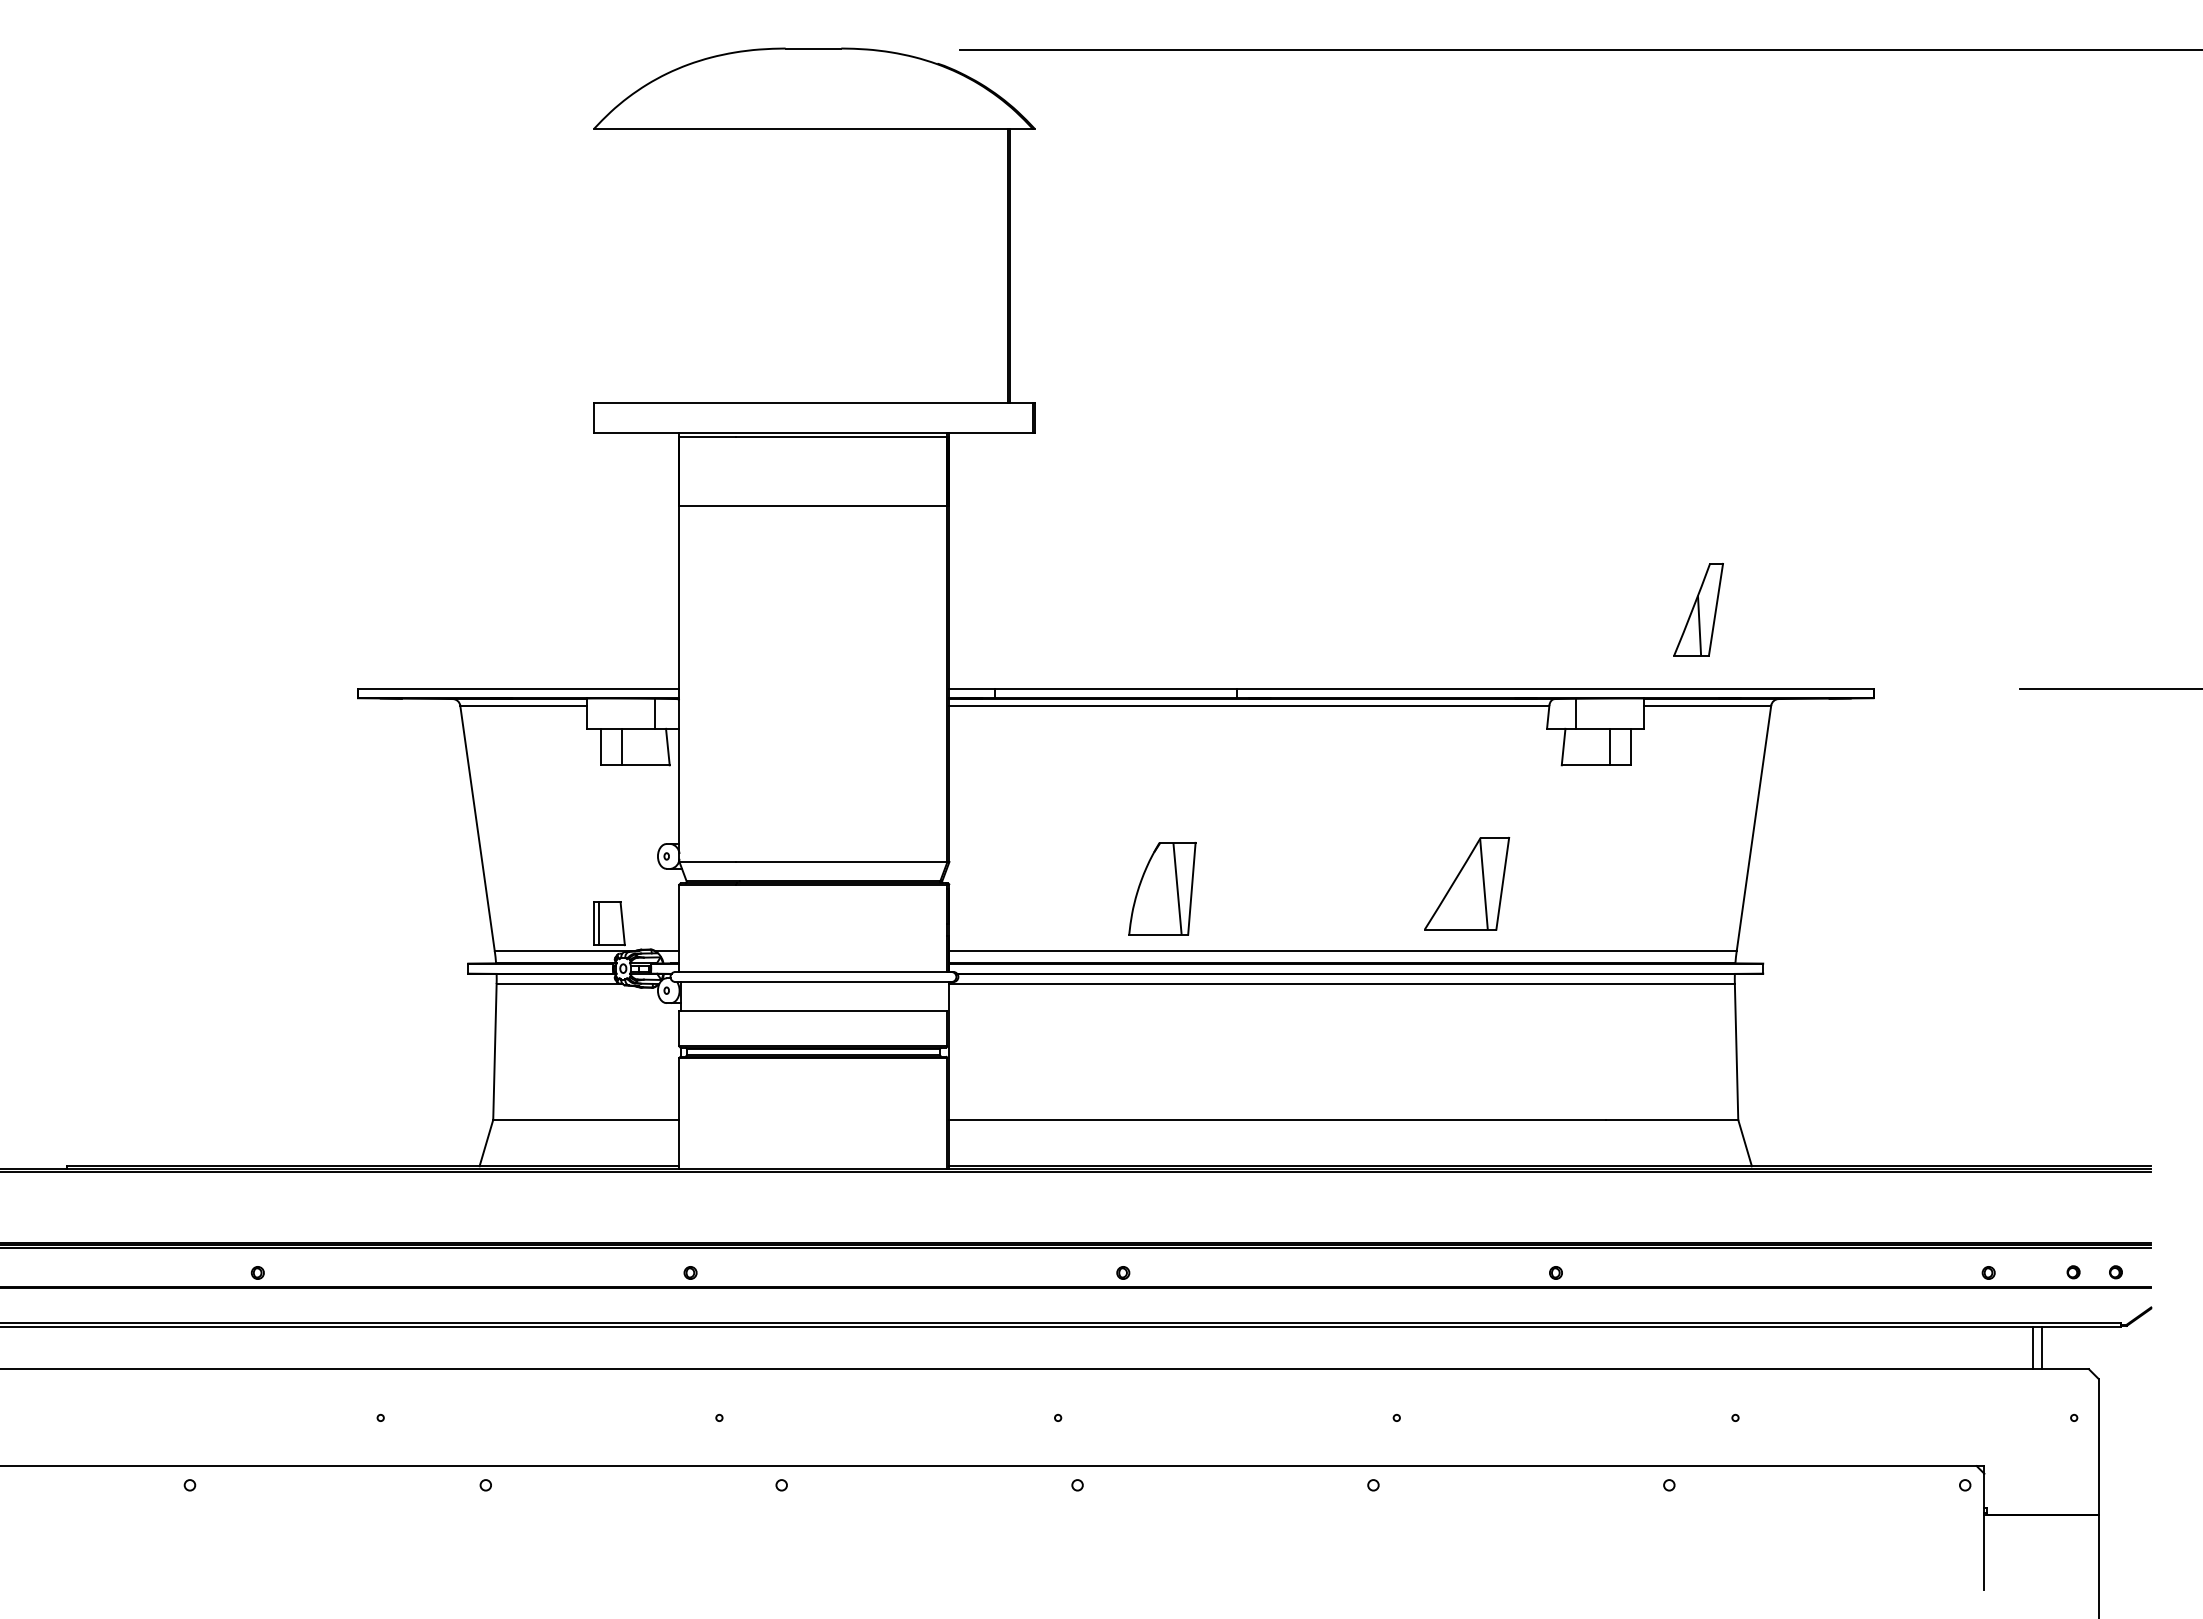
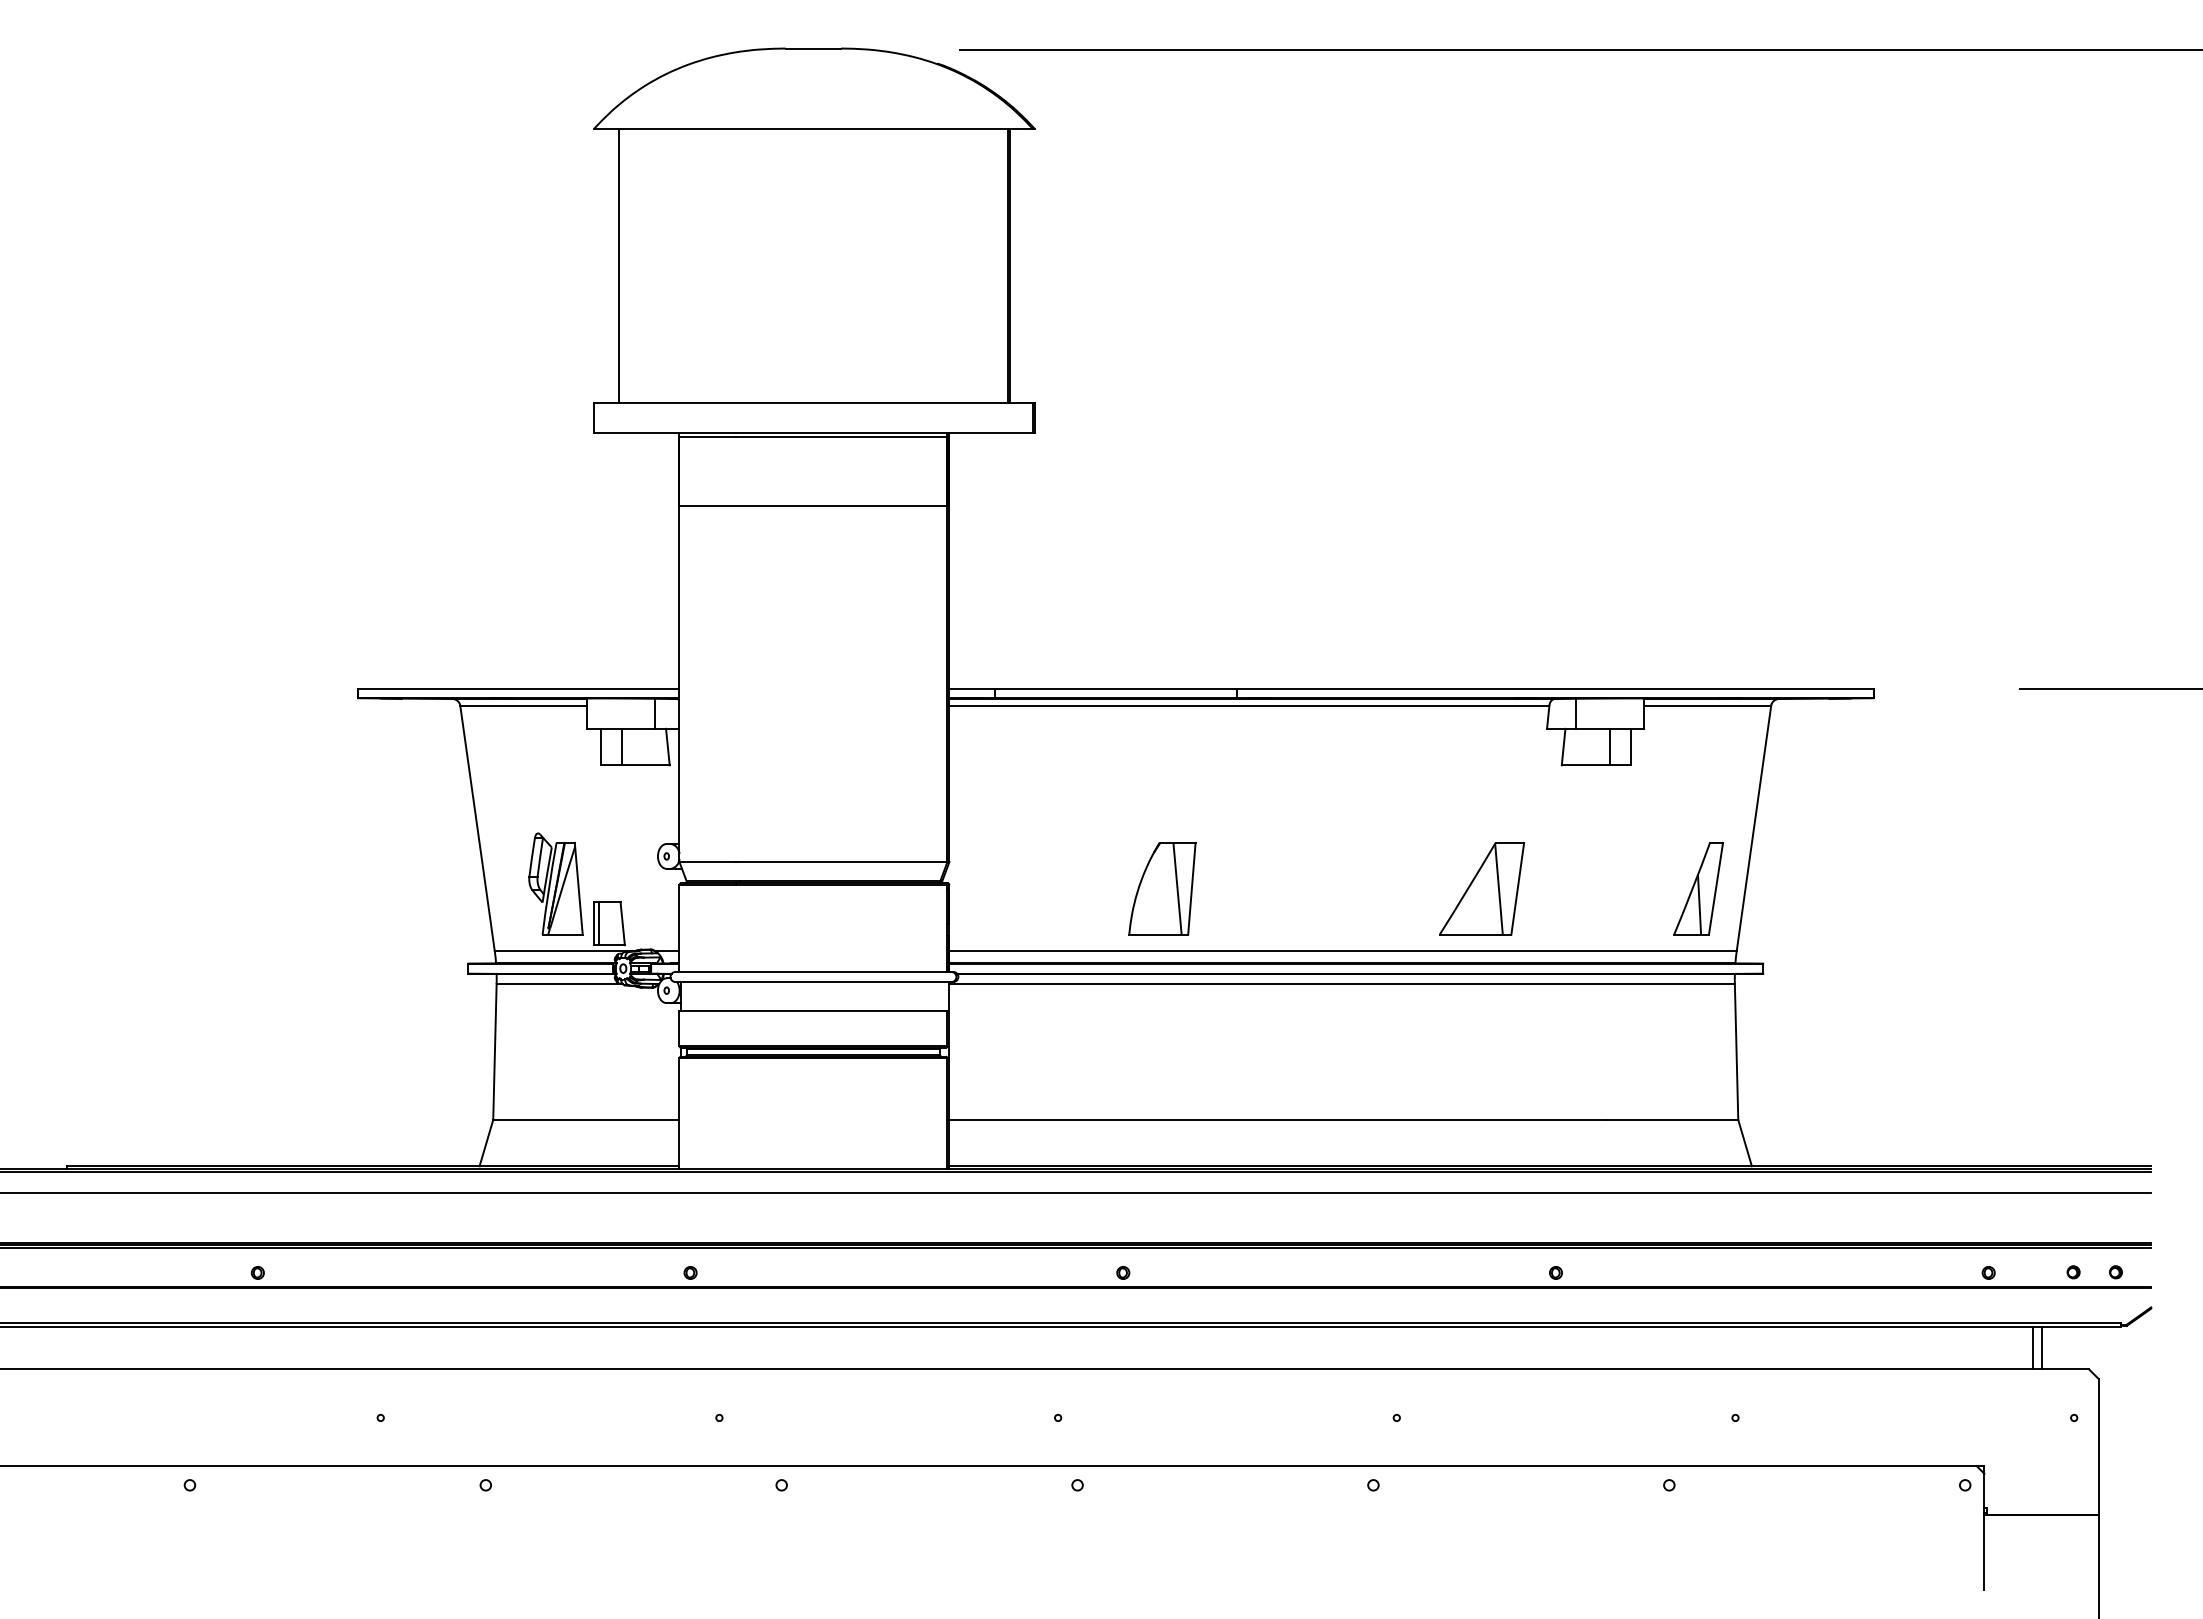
line: none -> present (618, 265)
part position: (1698, 609) -> (1698, 888) (1698, 888)
part: none -> present (555, 883)
part position: (1467, 883) -> (1482, 888) (1482, 888)
line: none -> present (1076, 1193)
